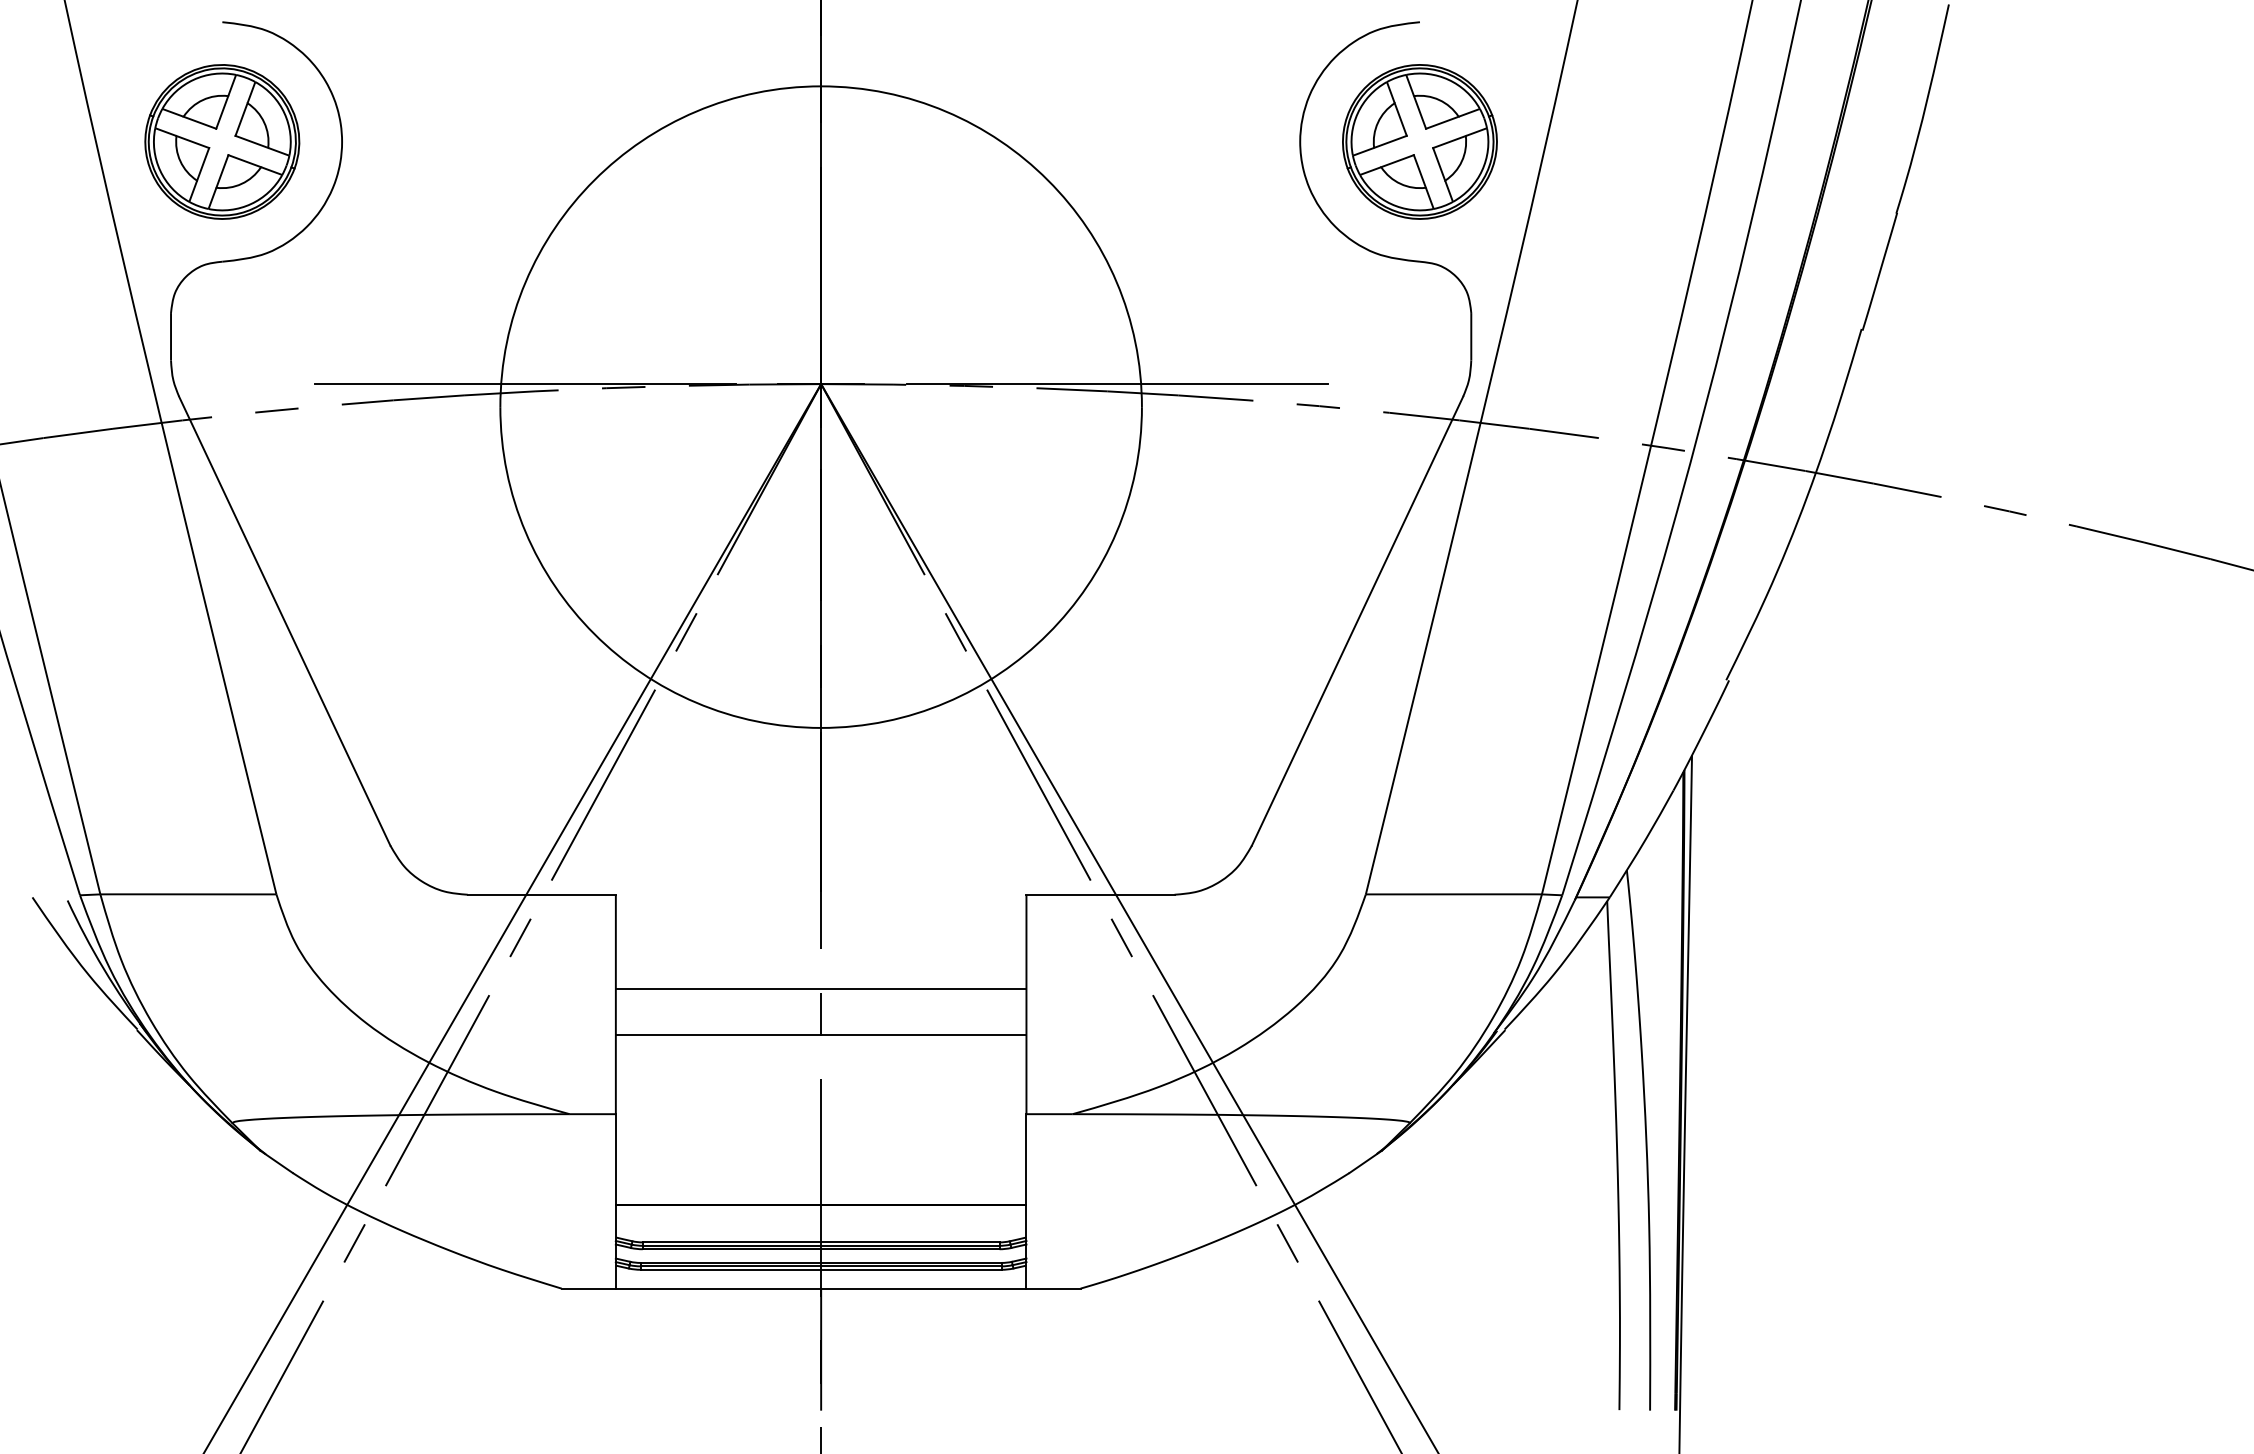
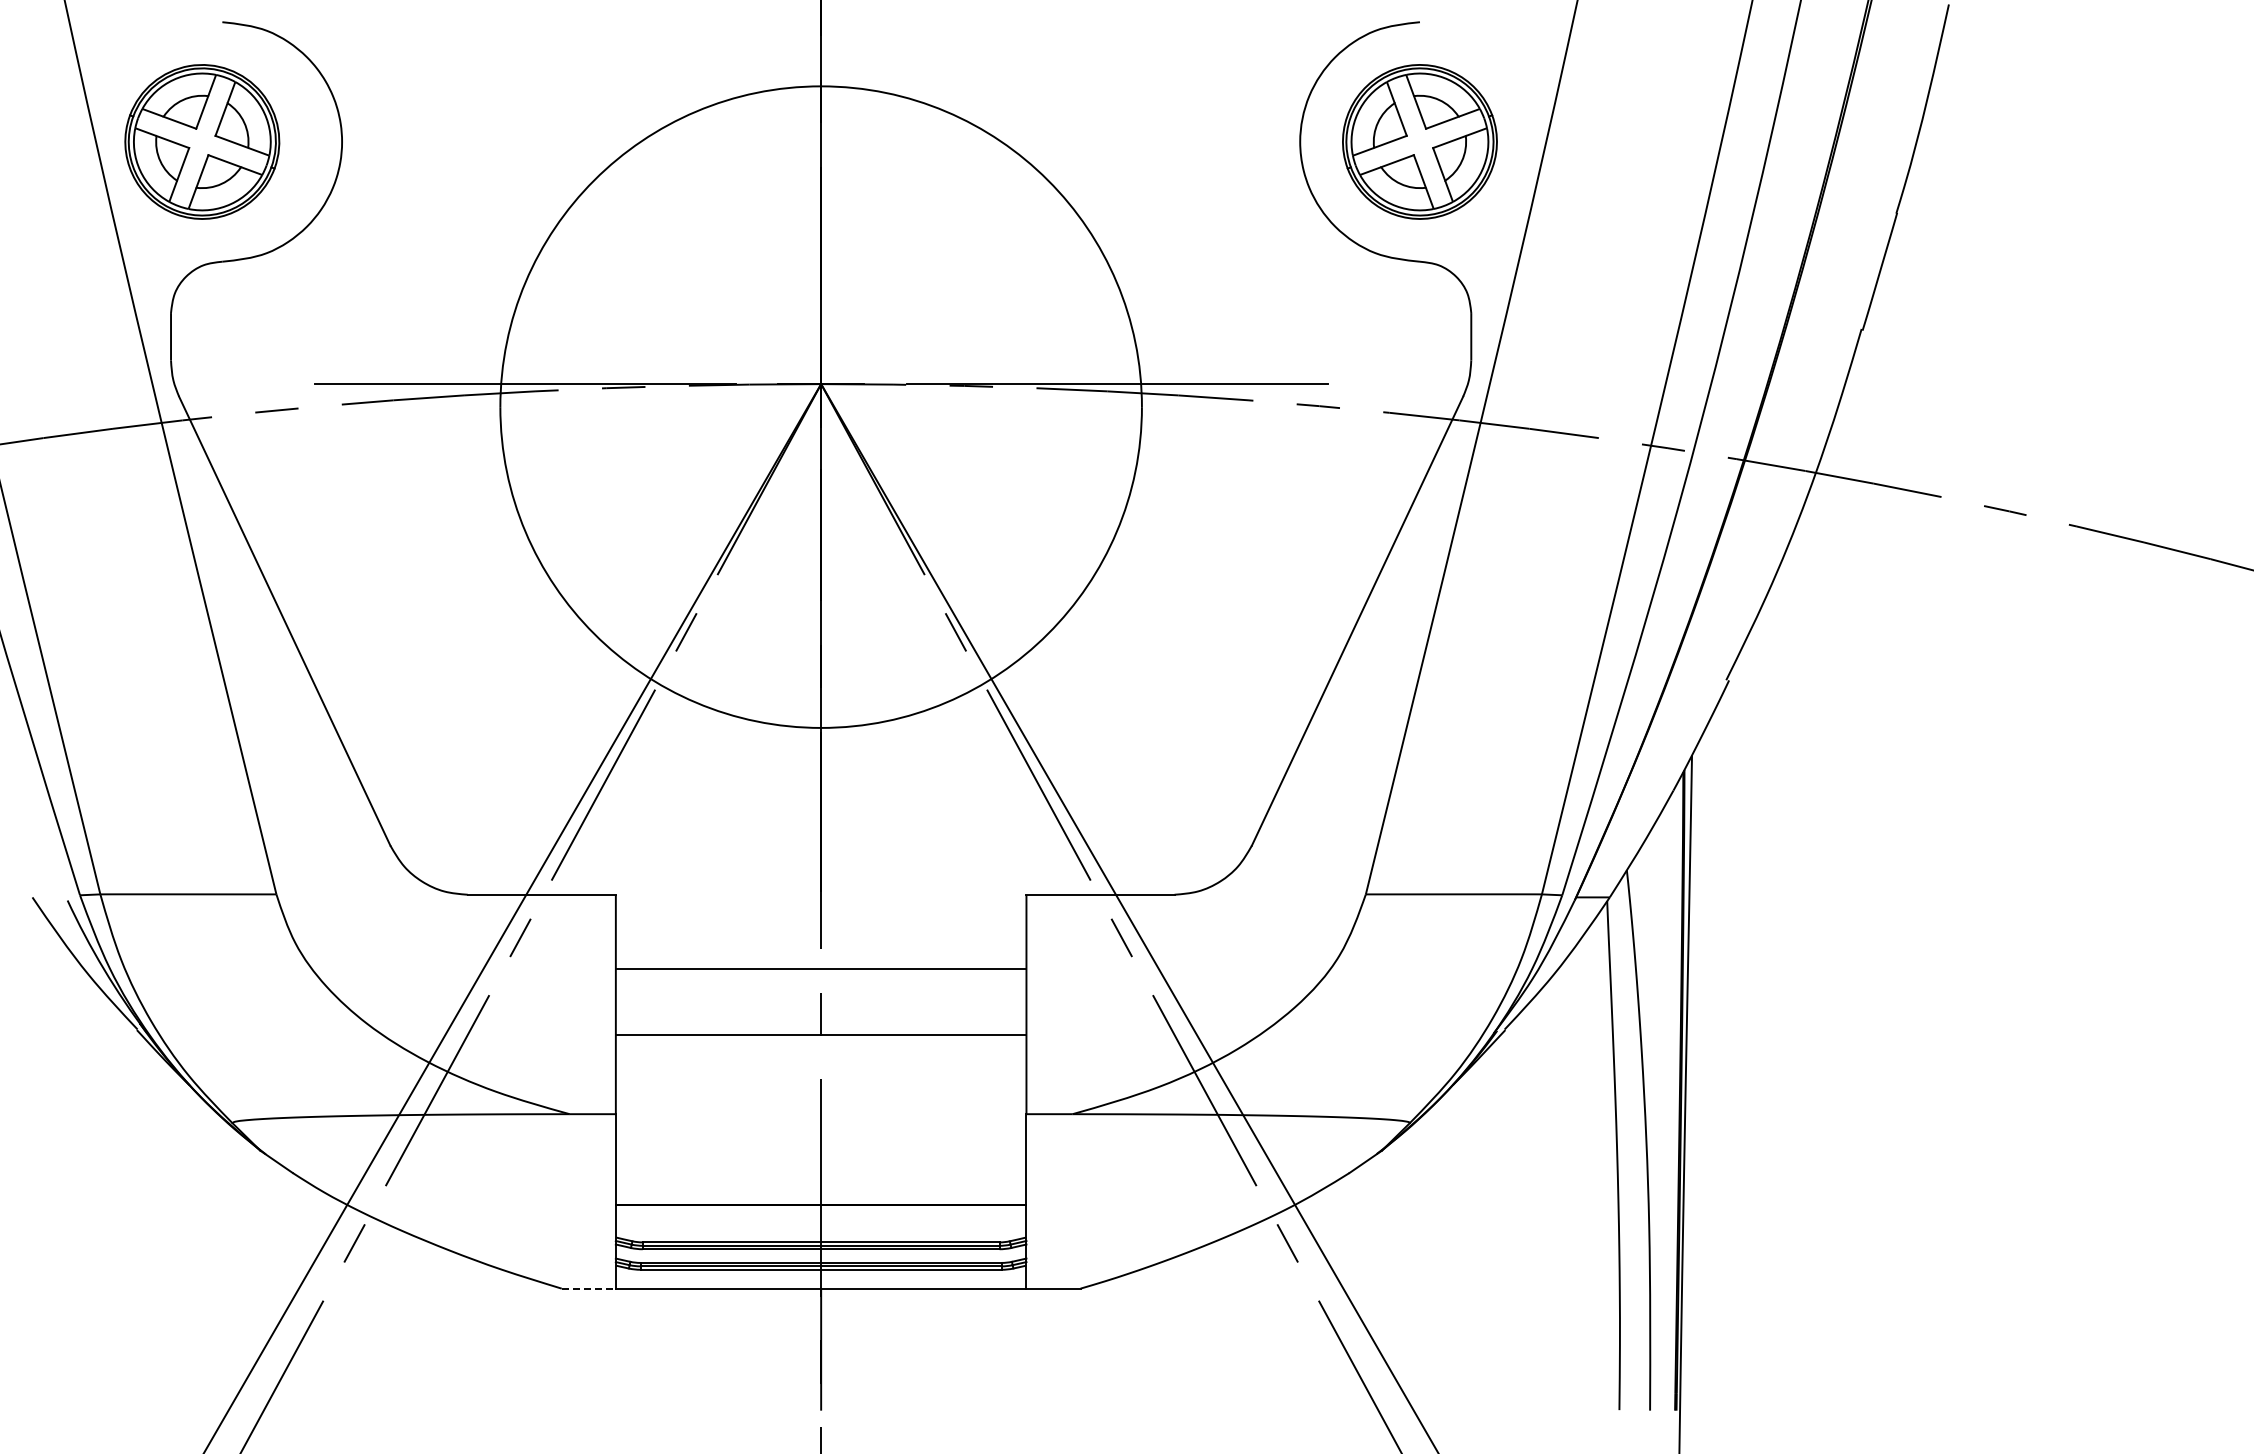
part position: (222, 141) -> (202, 141) (202, 141)
line position: (820, 988) -> (820, 968) (820, 968)
line: solid -> dashed (589, 1288)
